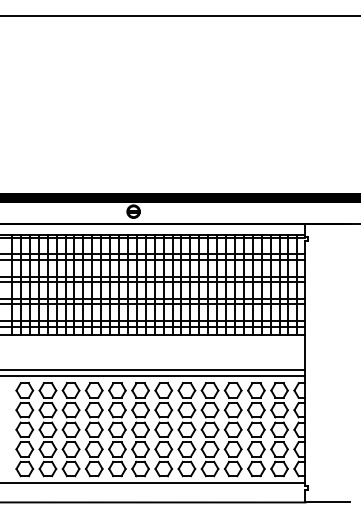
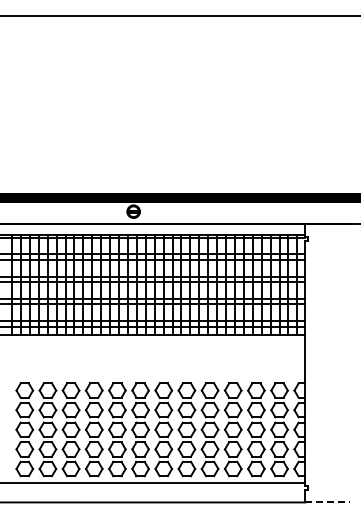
line: present -> none (153, 370)
line: present -> none (153, 376)
line: solid -> dashed (328, 502)
